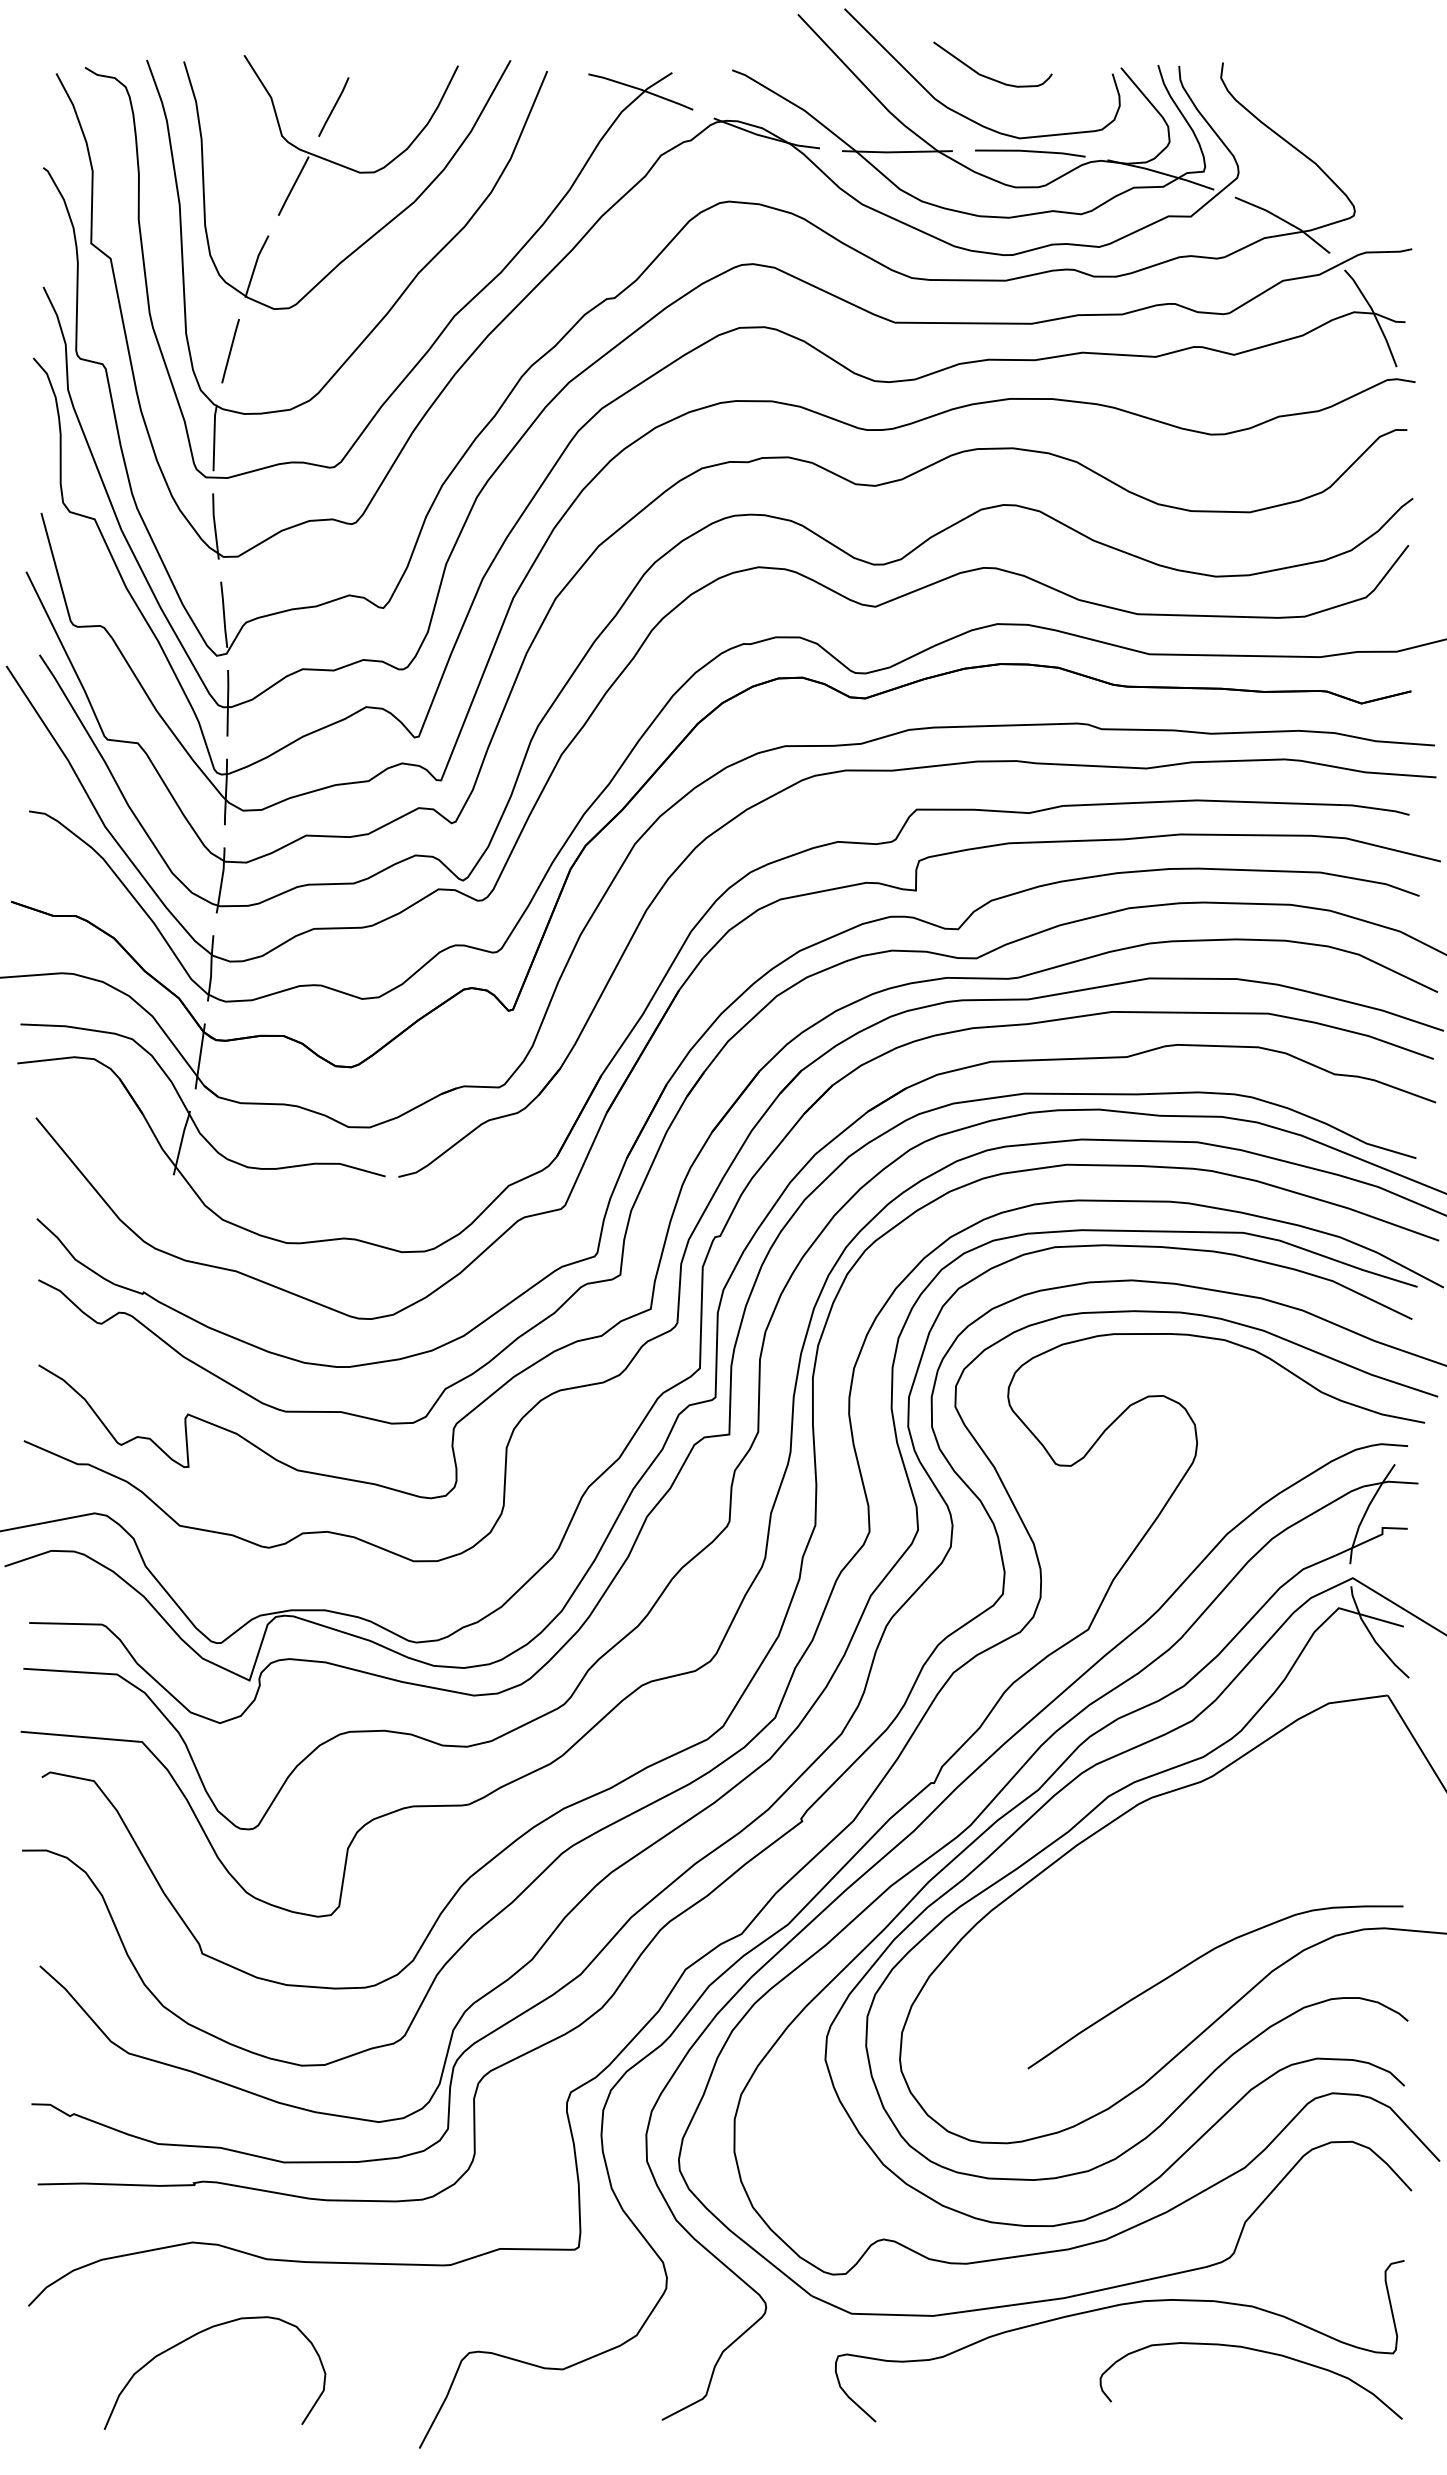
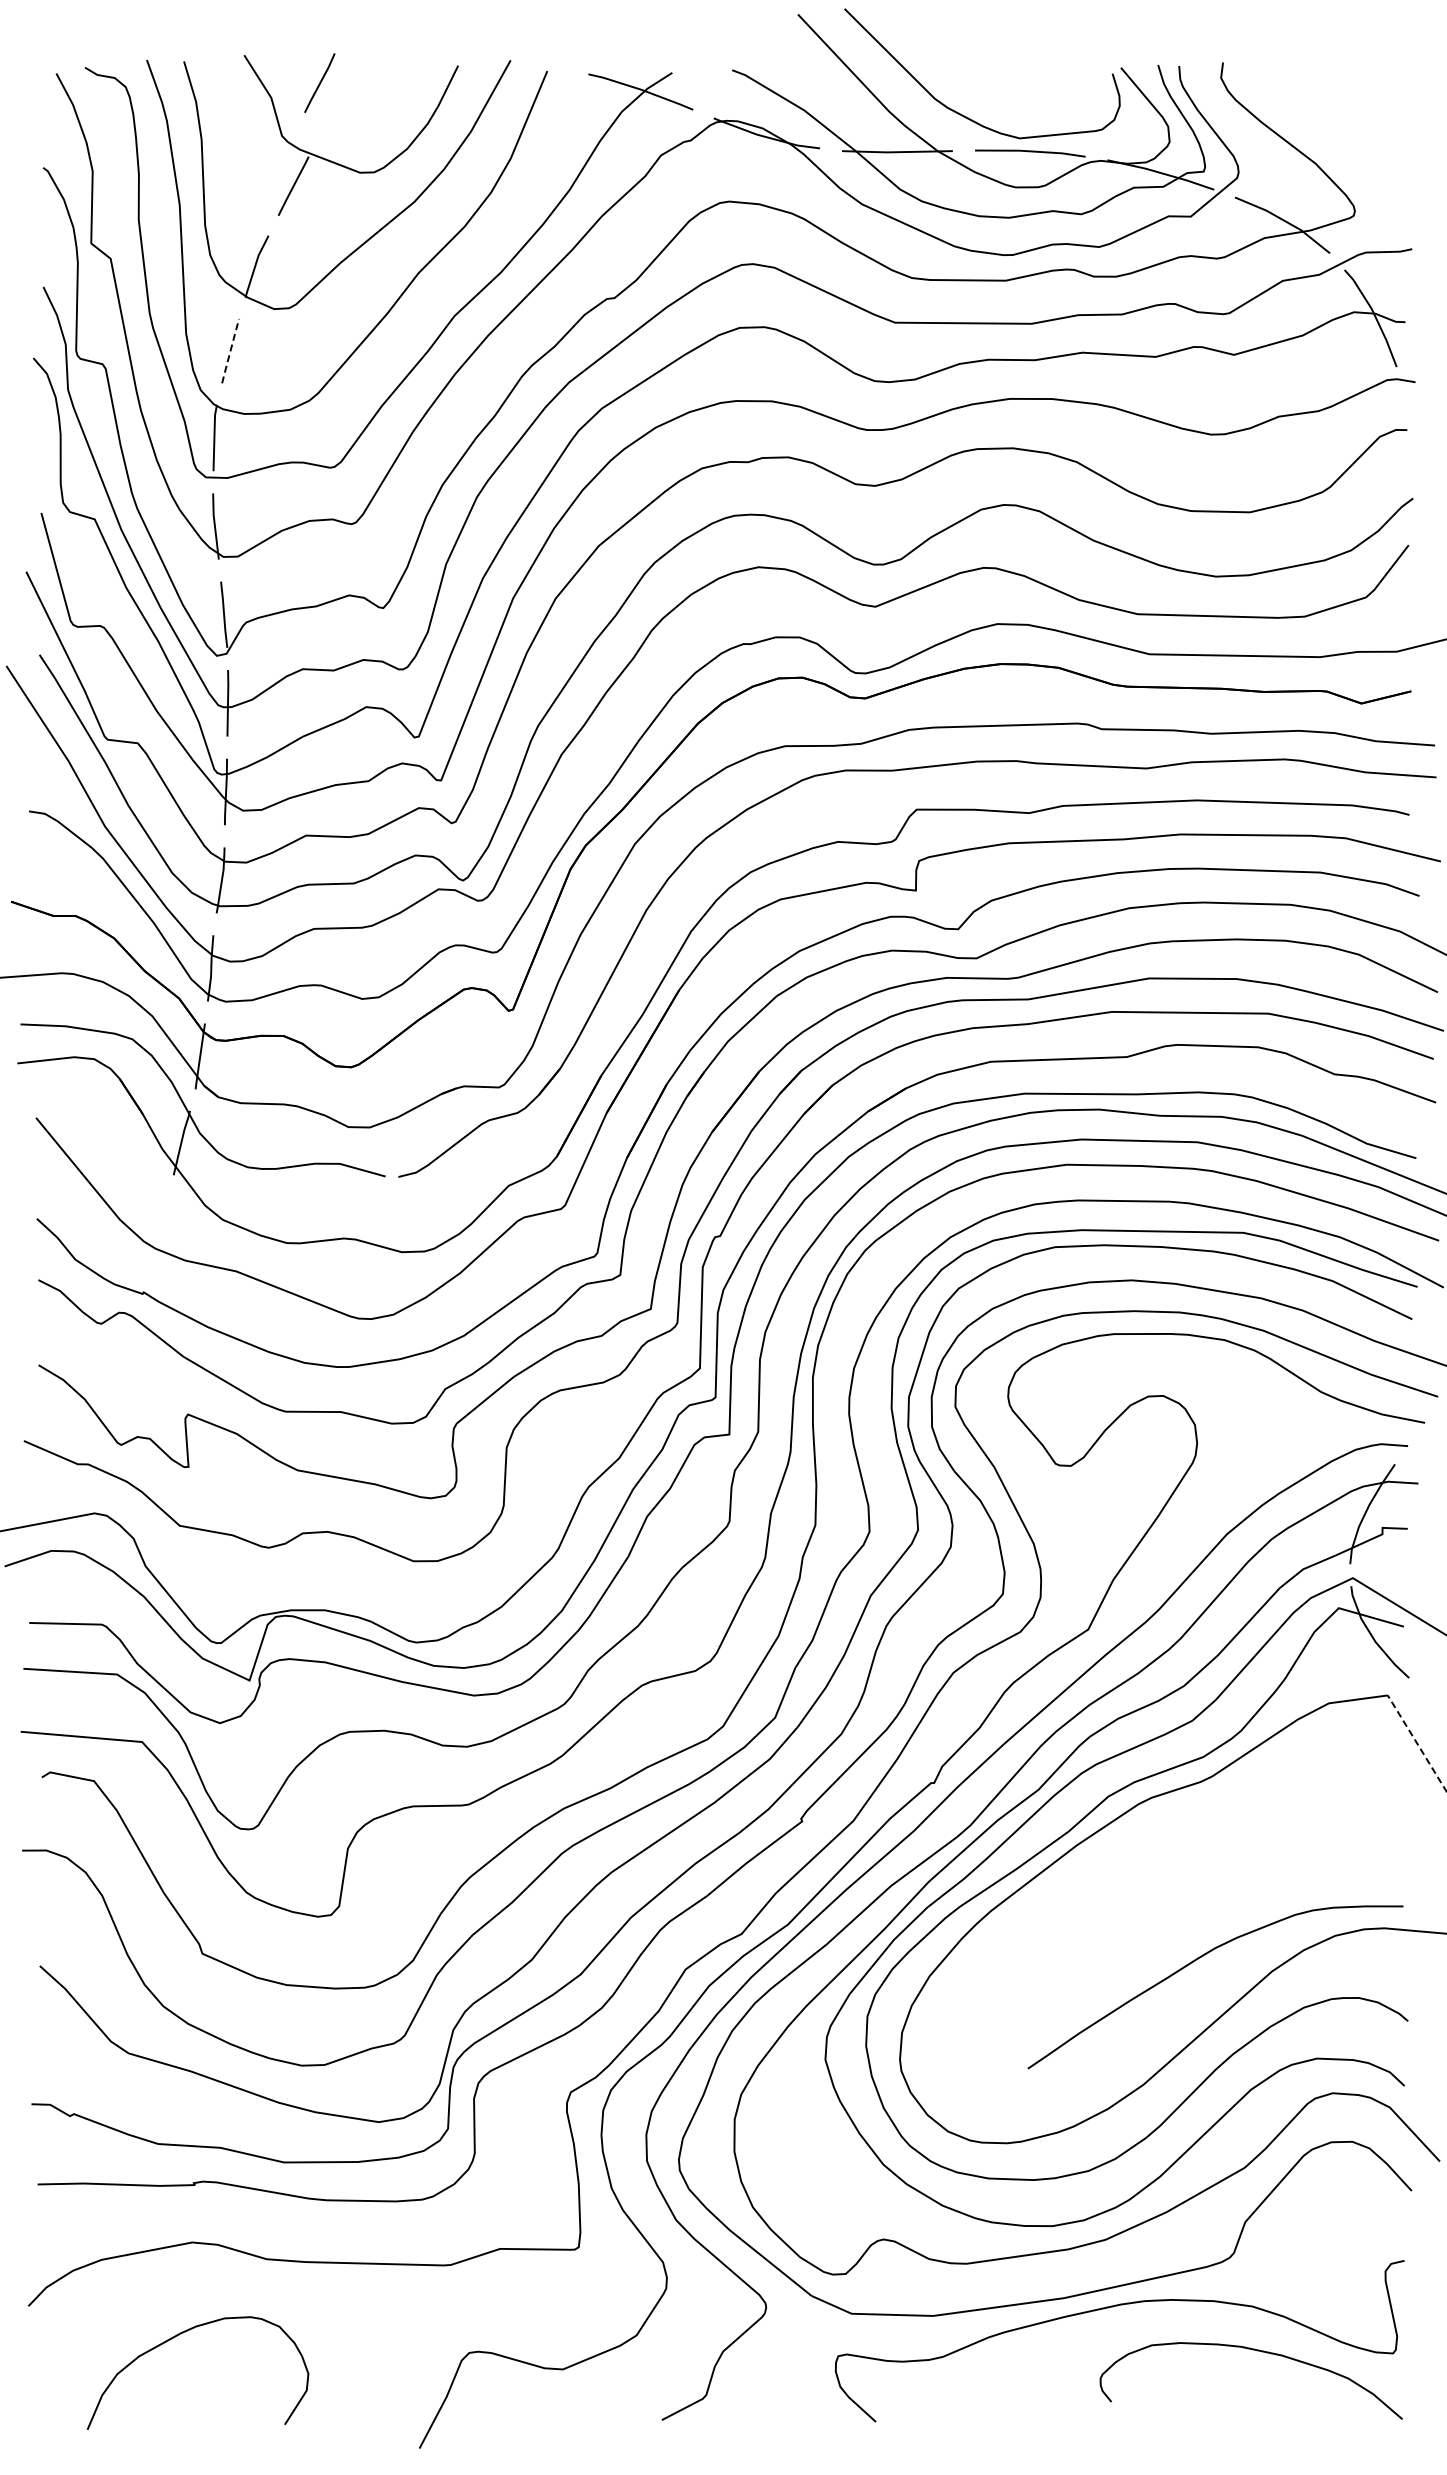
curve: present -> none (987, 76)
line position: (333, 106) -> (319, 82) (319, 82)
line: solid -> dashed (230, 350)
line: solid -> dashed (1416, 1743)
curve position: (196, 2335) -> (179, 2335) (179, 2335)
